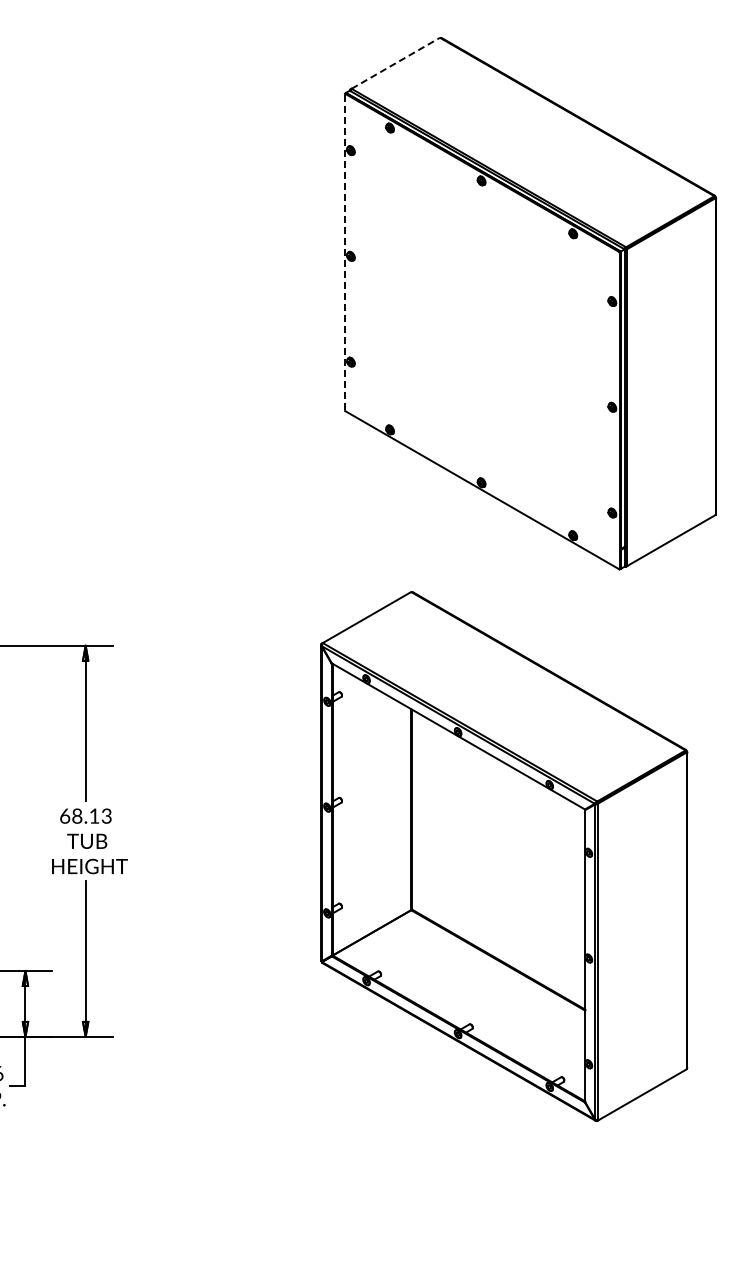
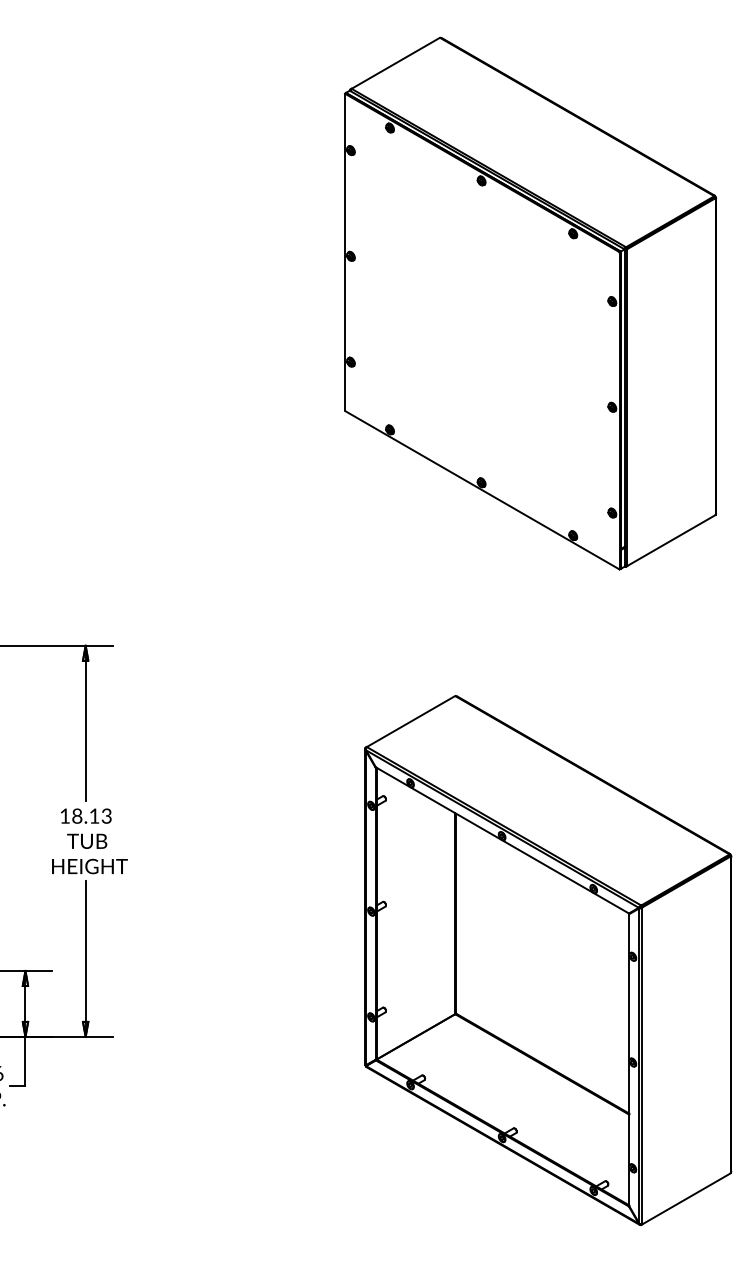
line: dashed -> solid (395, 63)
line: dashed -> solid (344, 251)
text: 68.13 -> 18.13 (65, 815)
part position: (504, 856) -> (548, 960) (548, 960)
